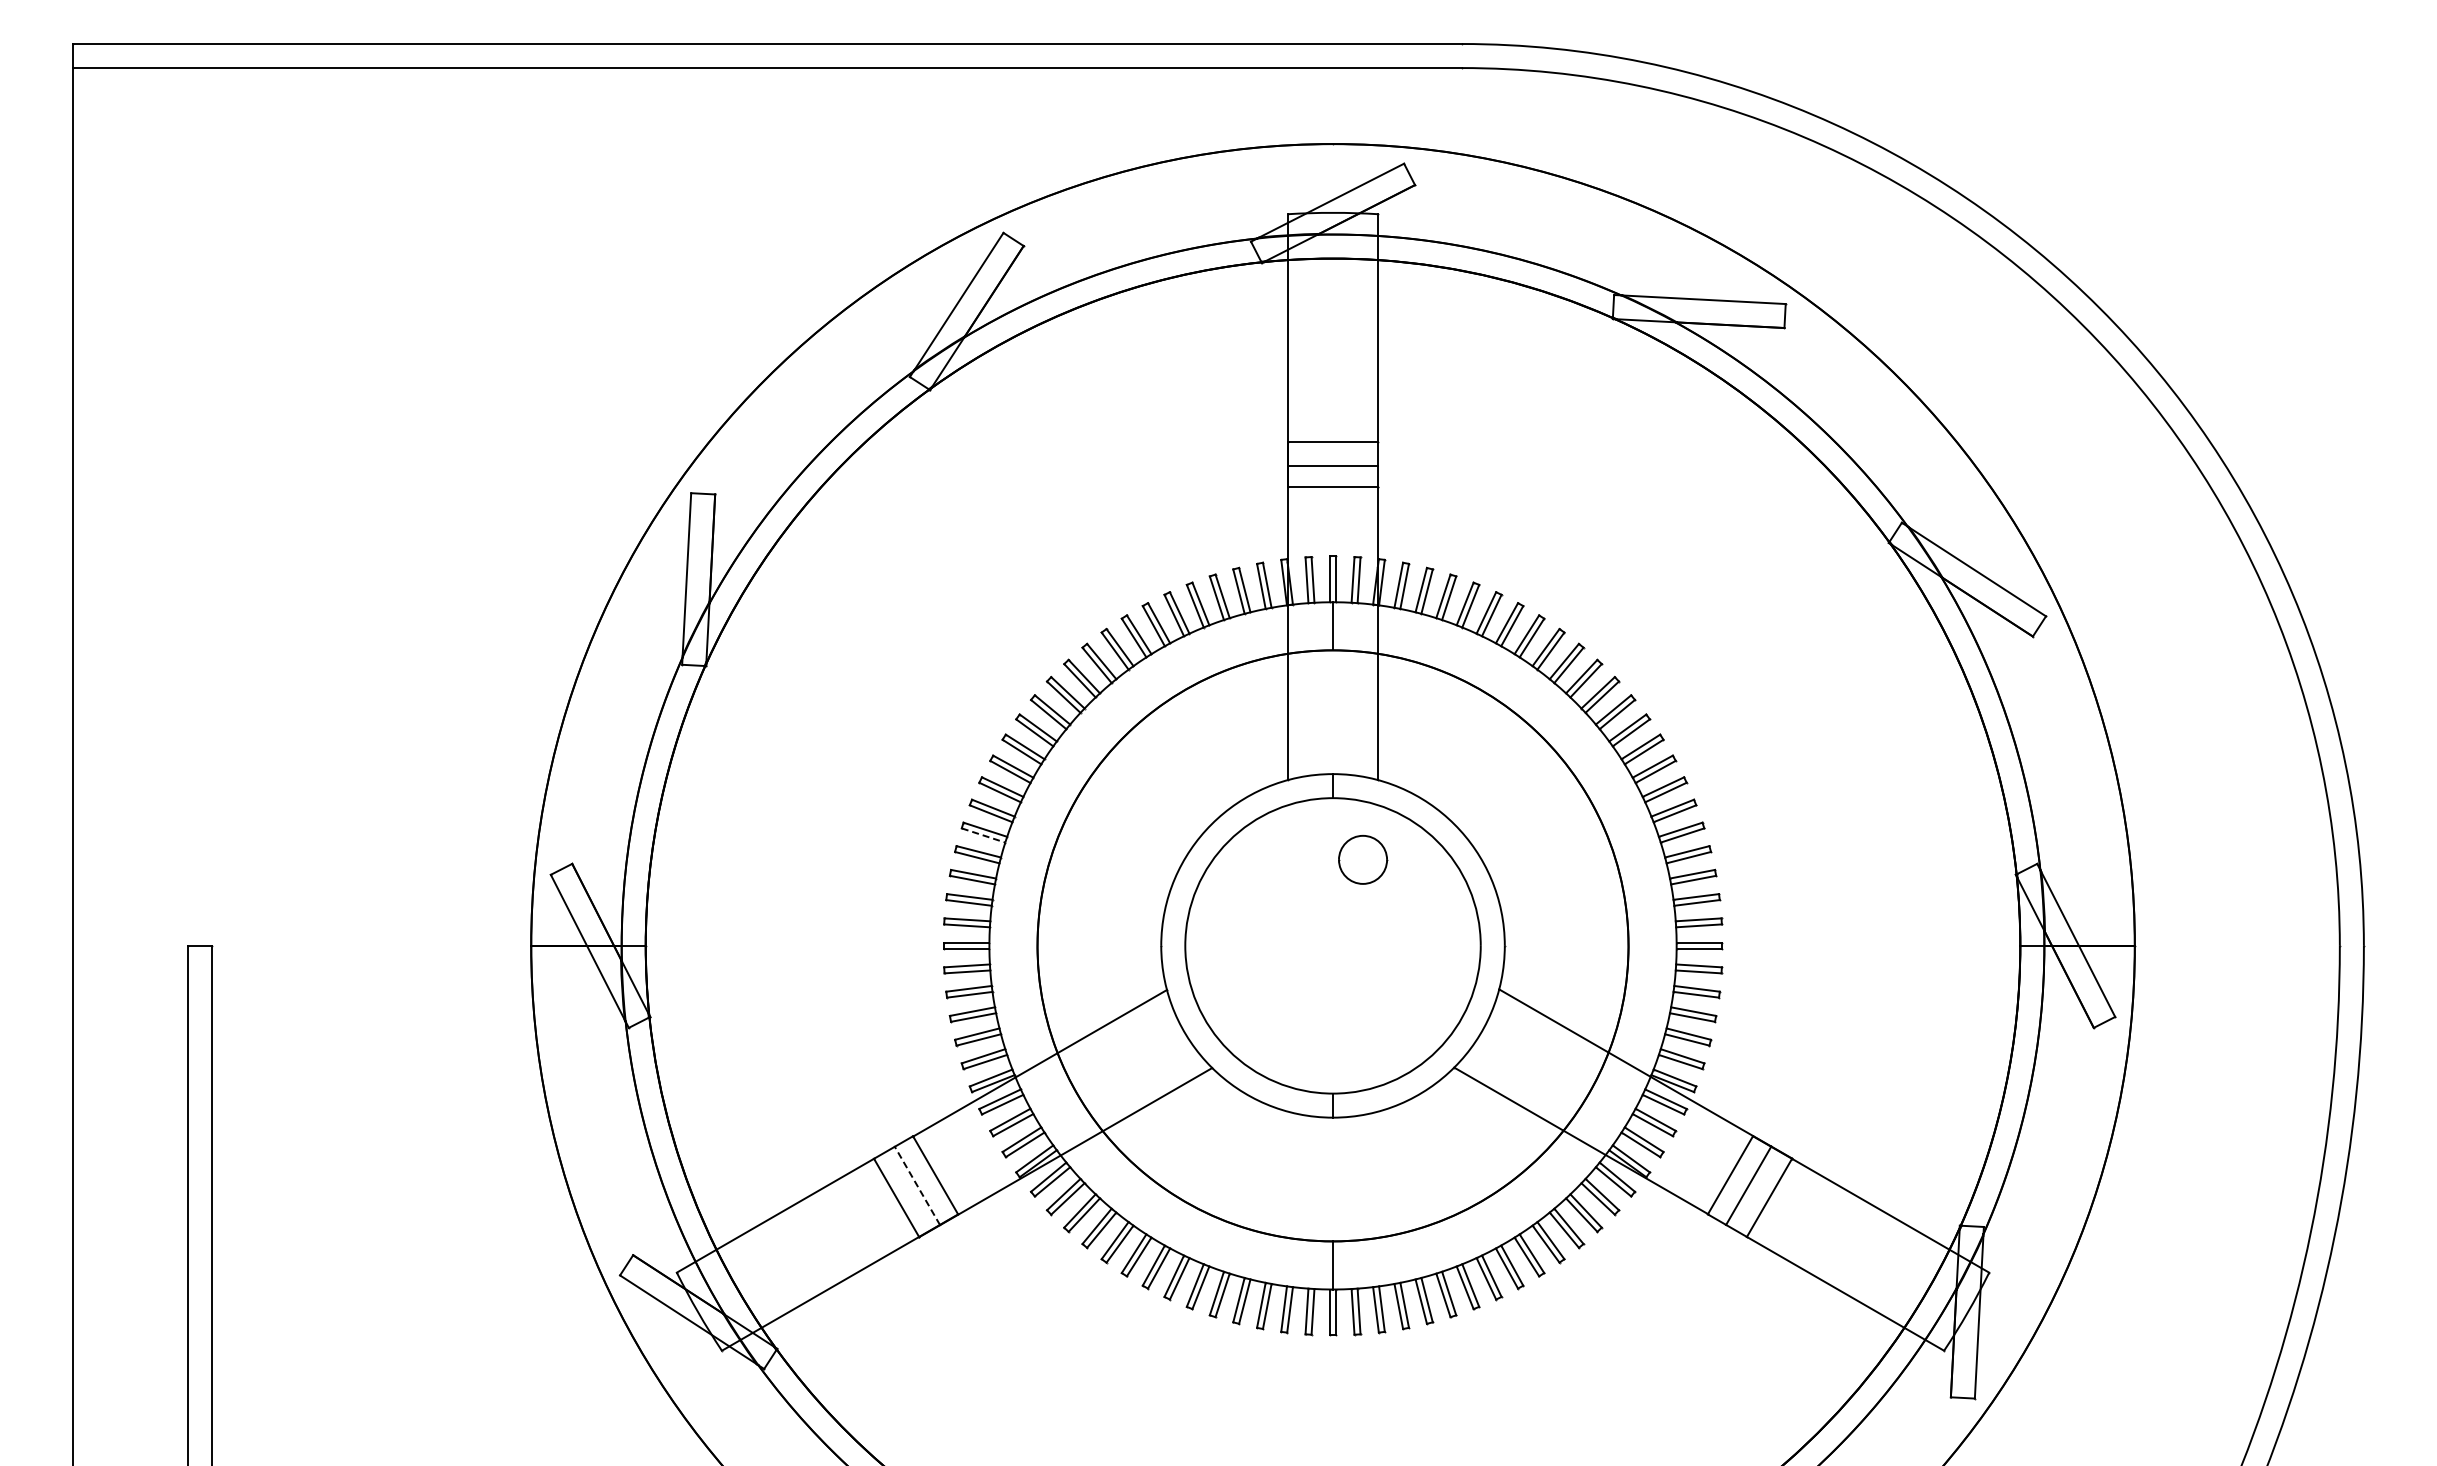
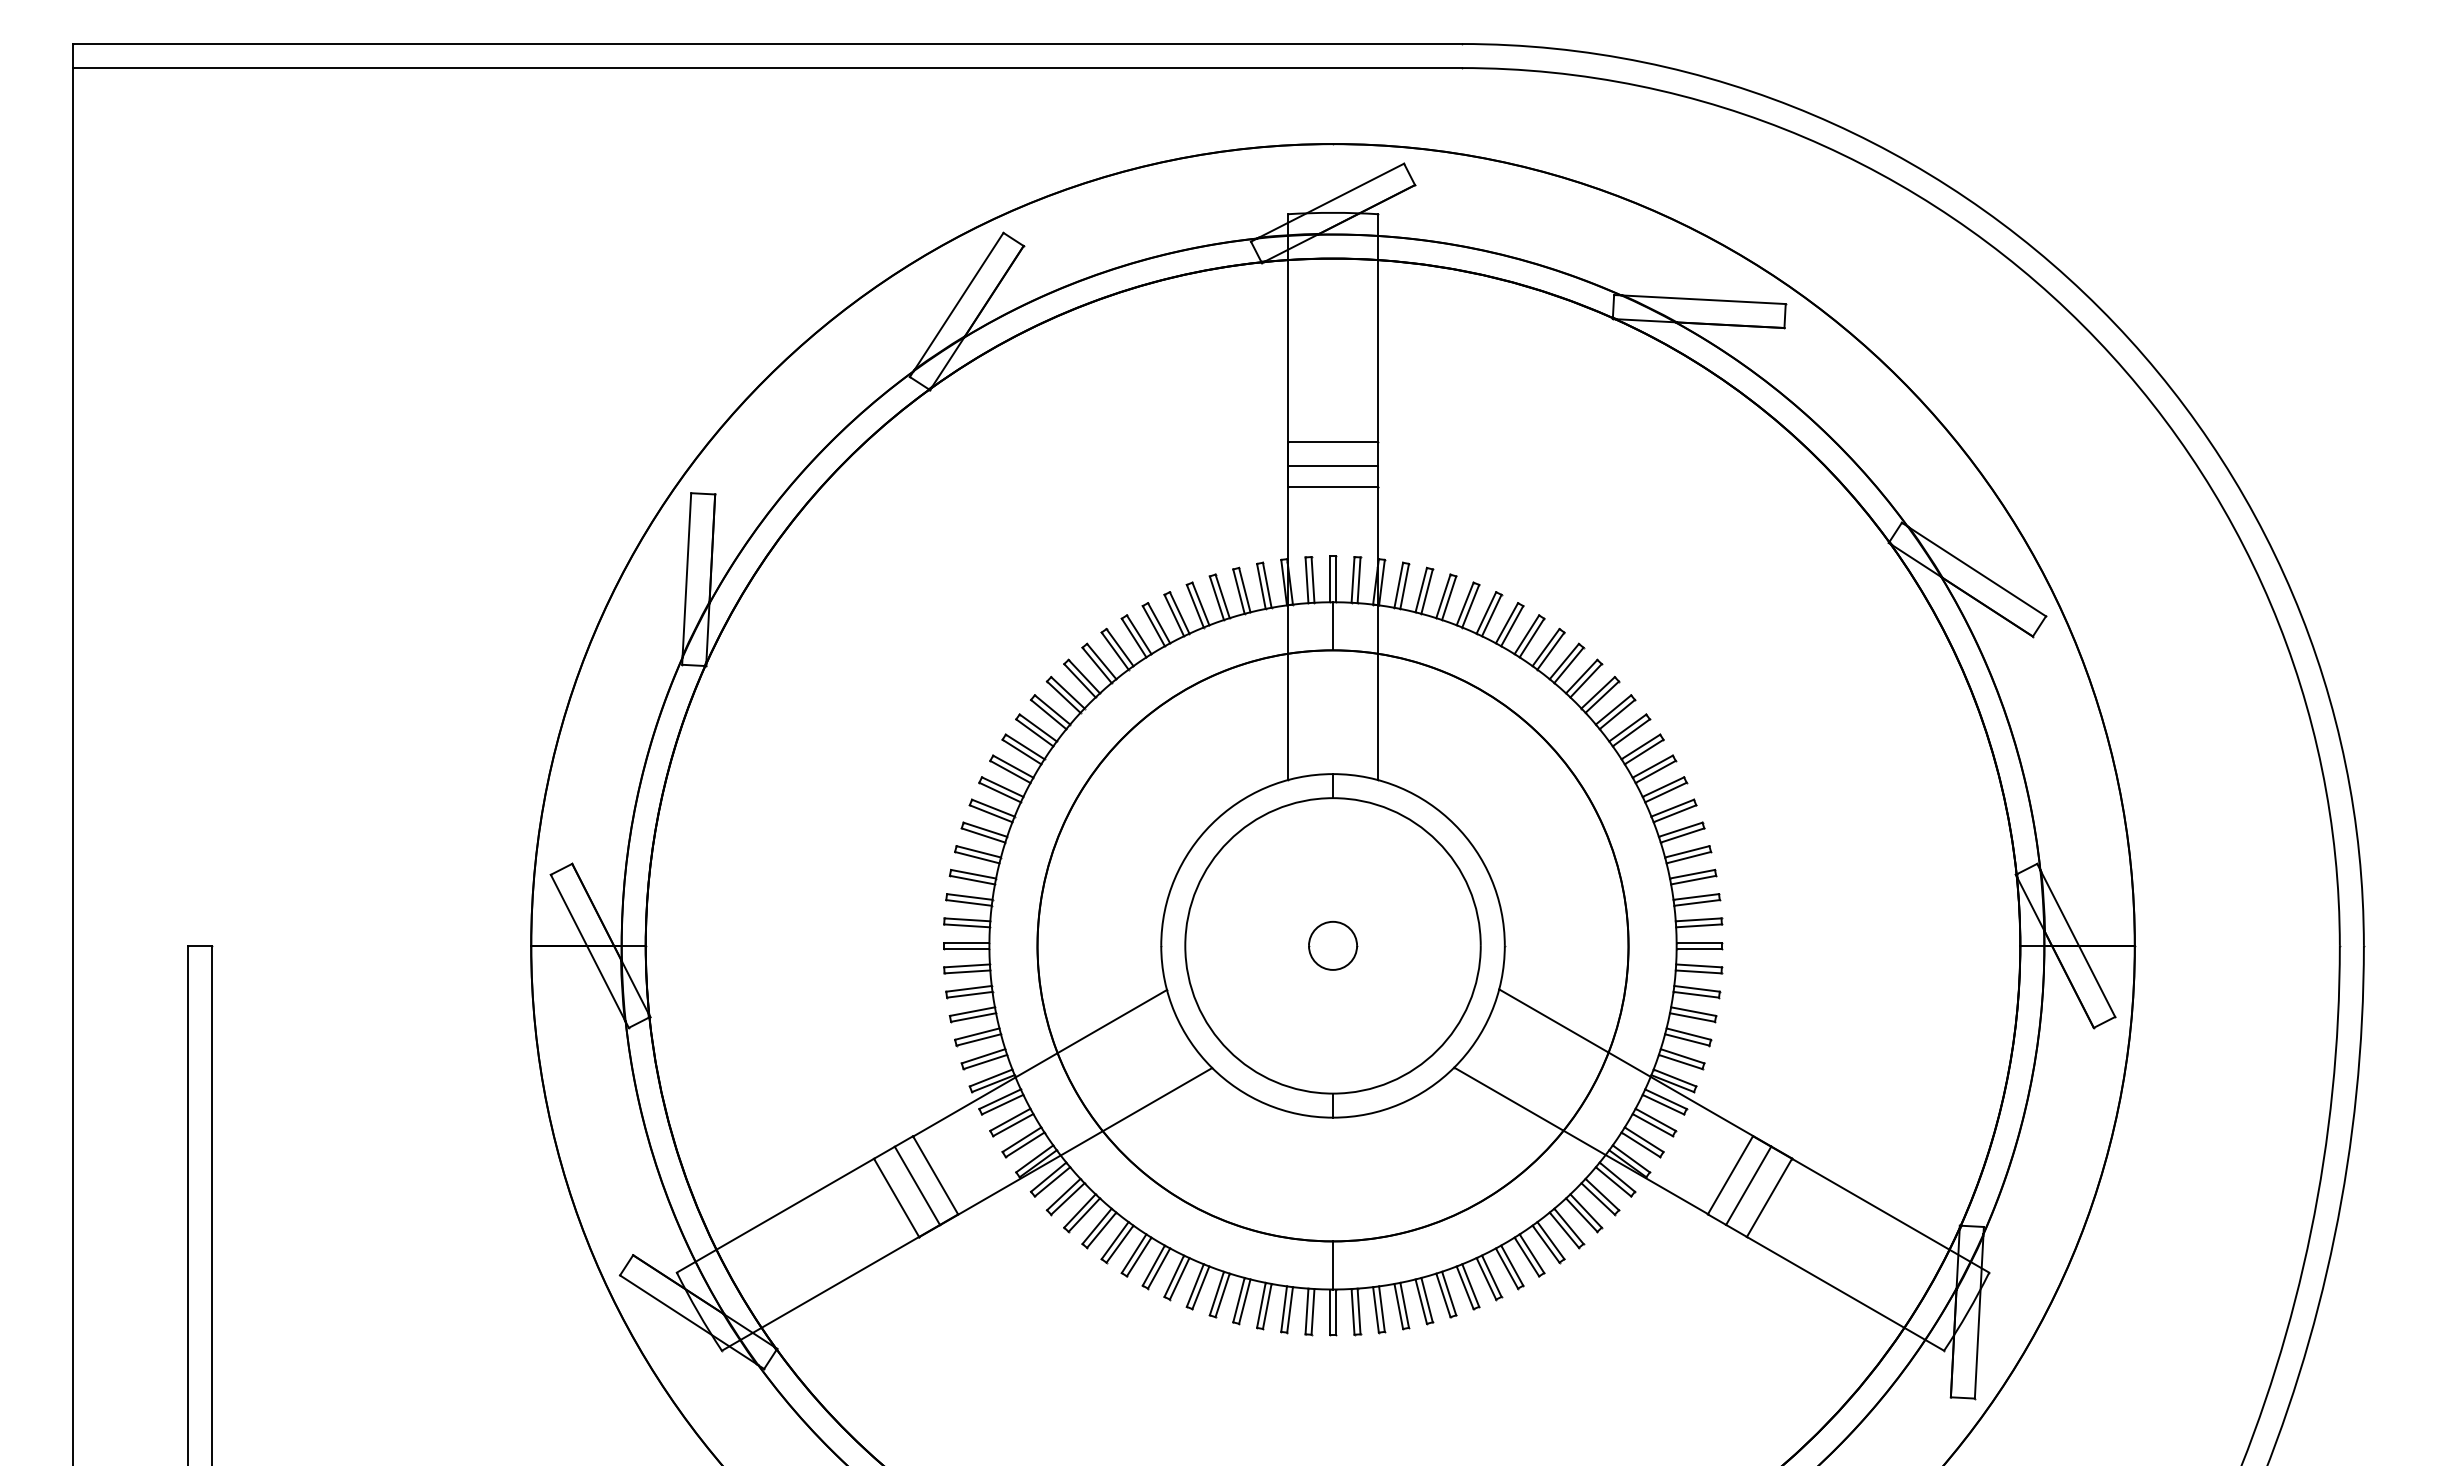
line: dashed -> solid (983, 835)
part position: (1363, 859) -> (1333, 945) (1333, 945)
line: dashed -> solid (917, 1185)
